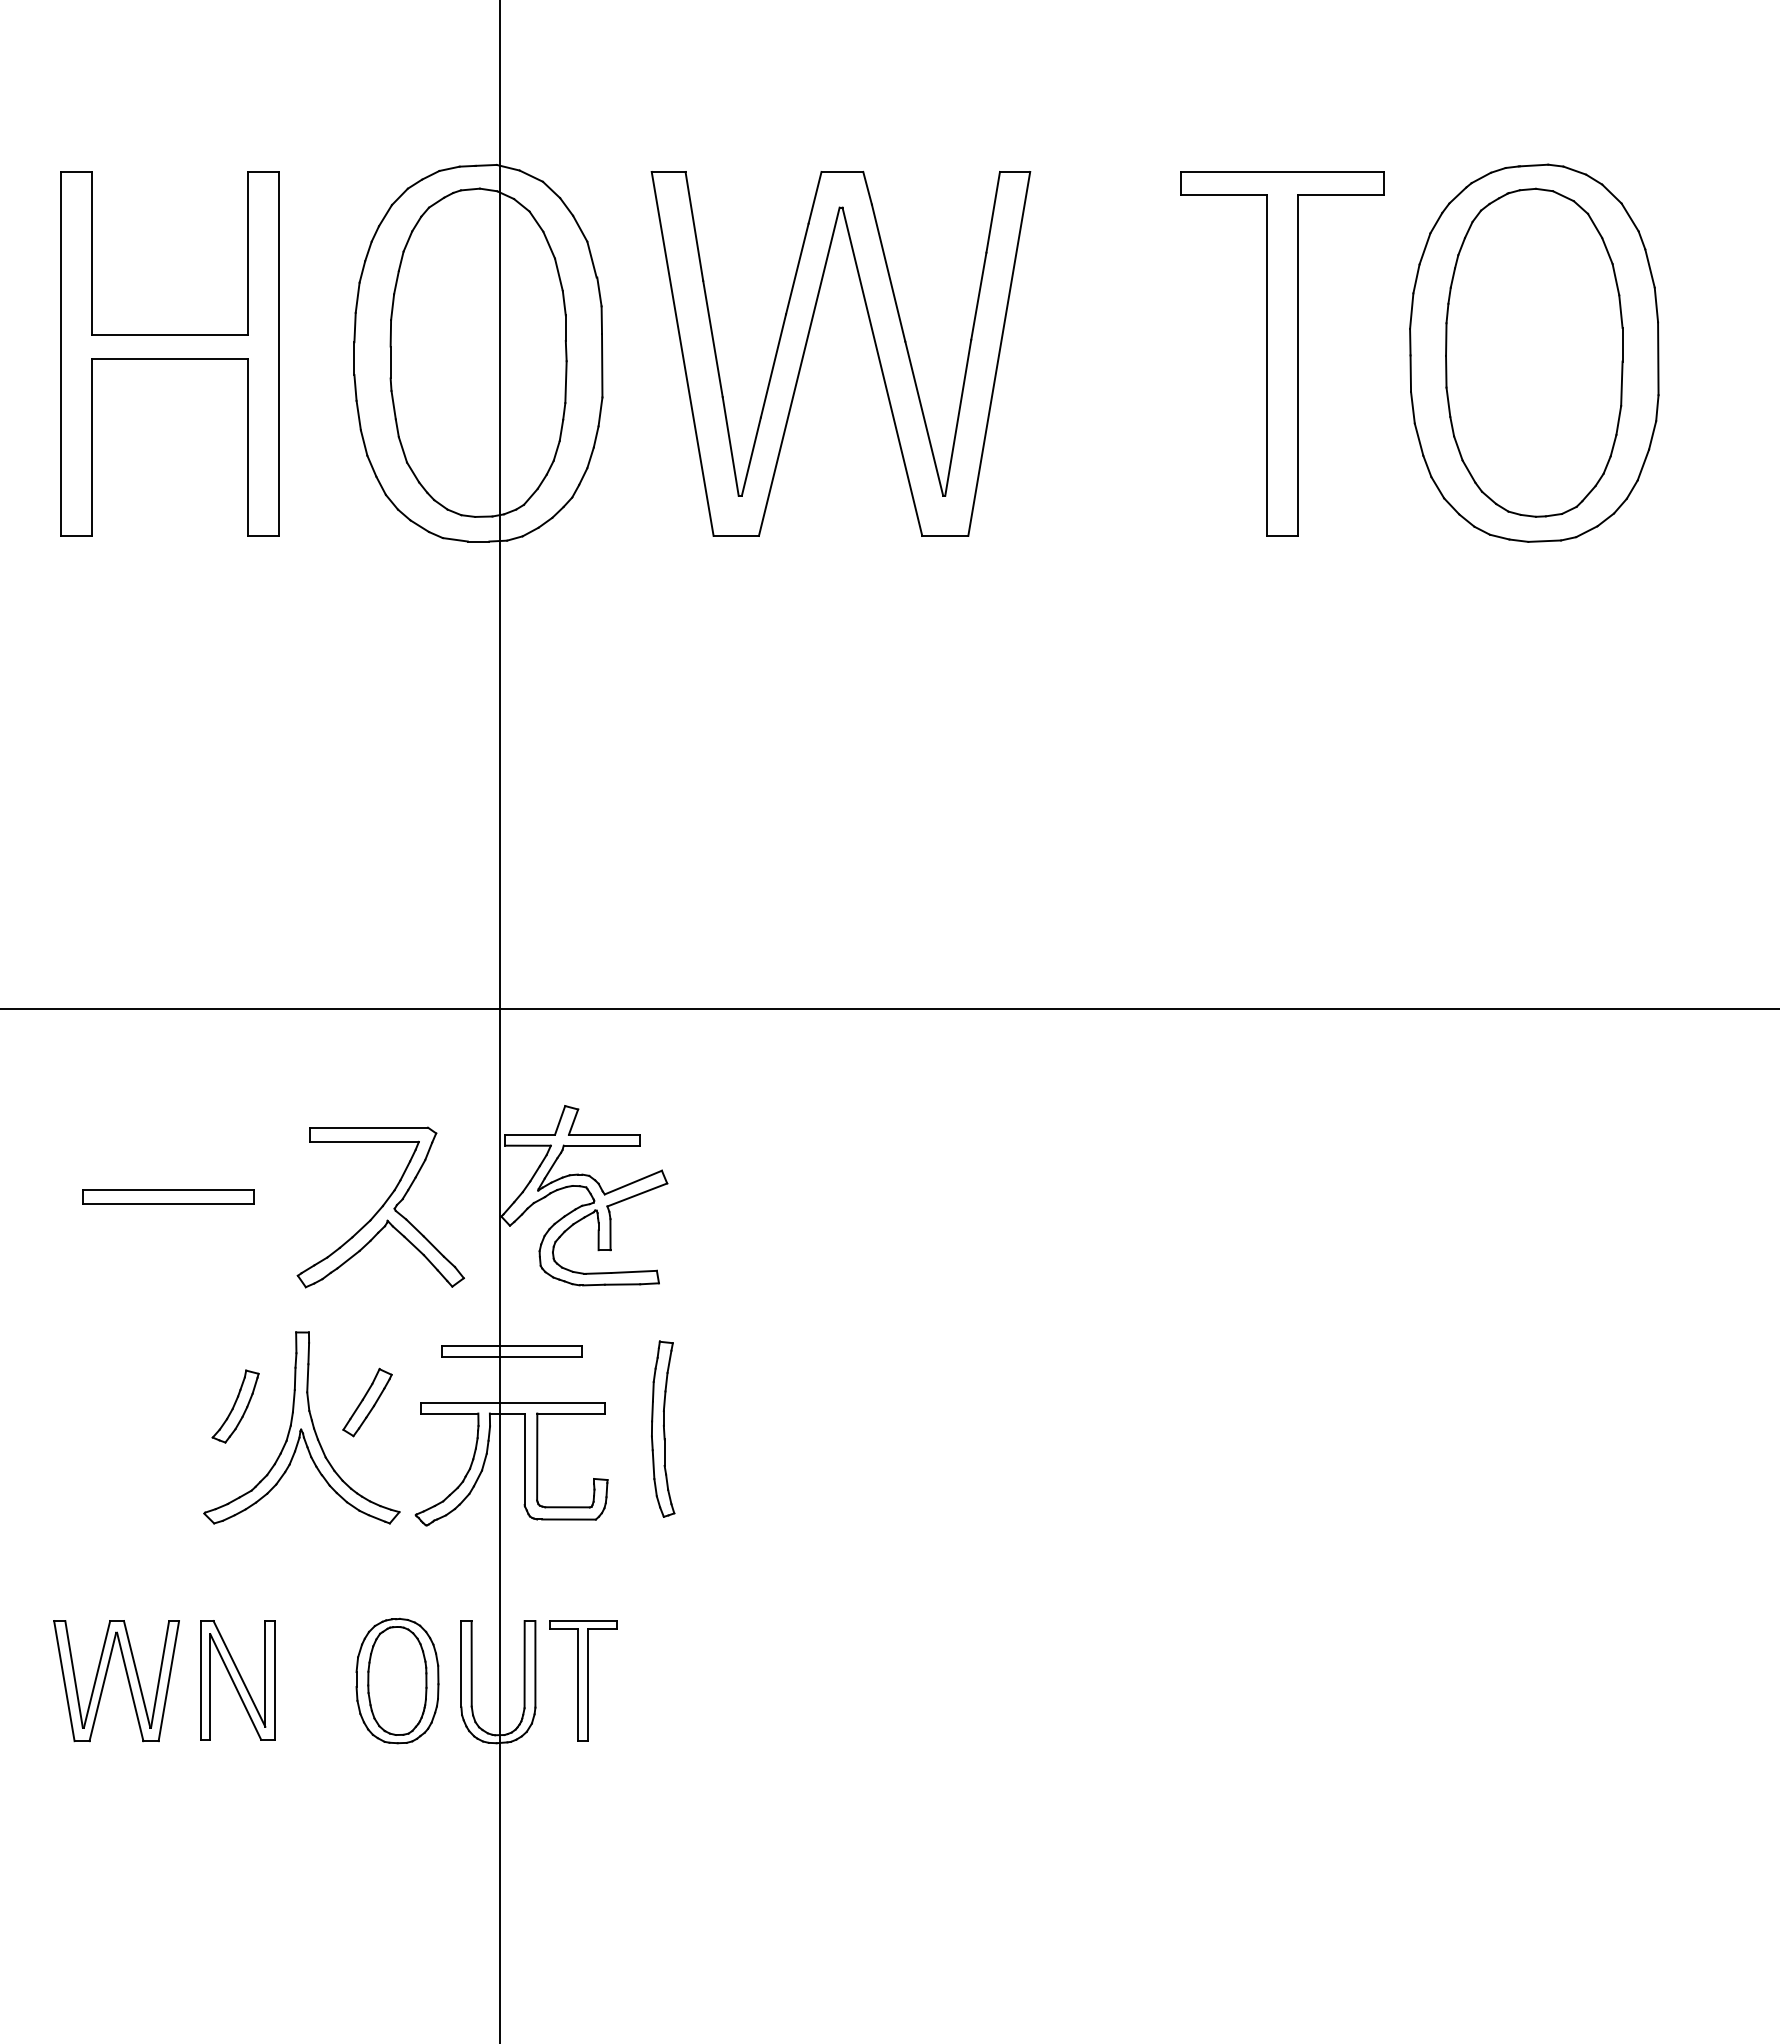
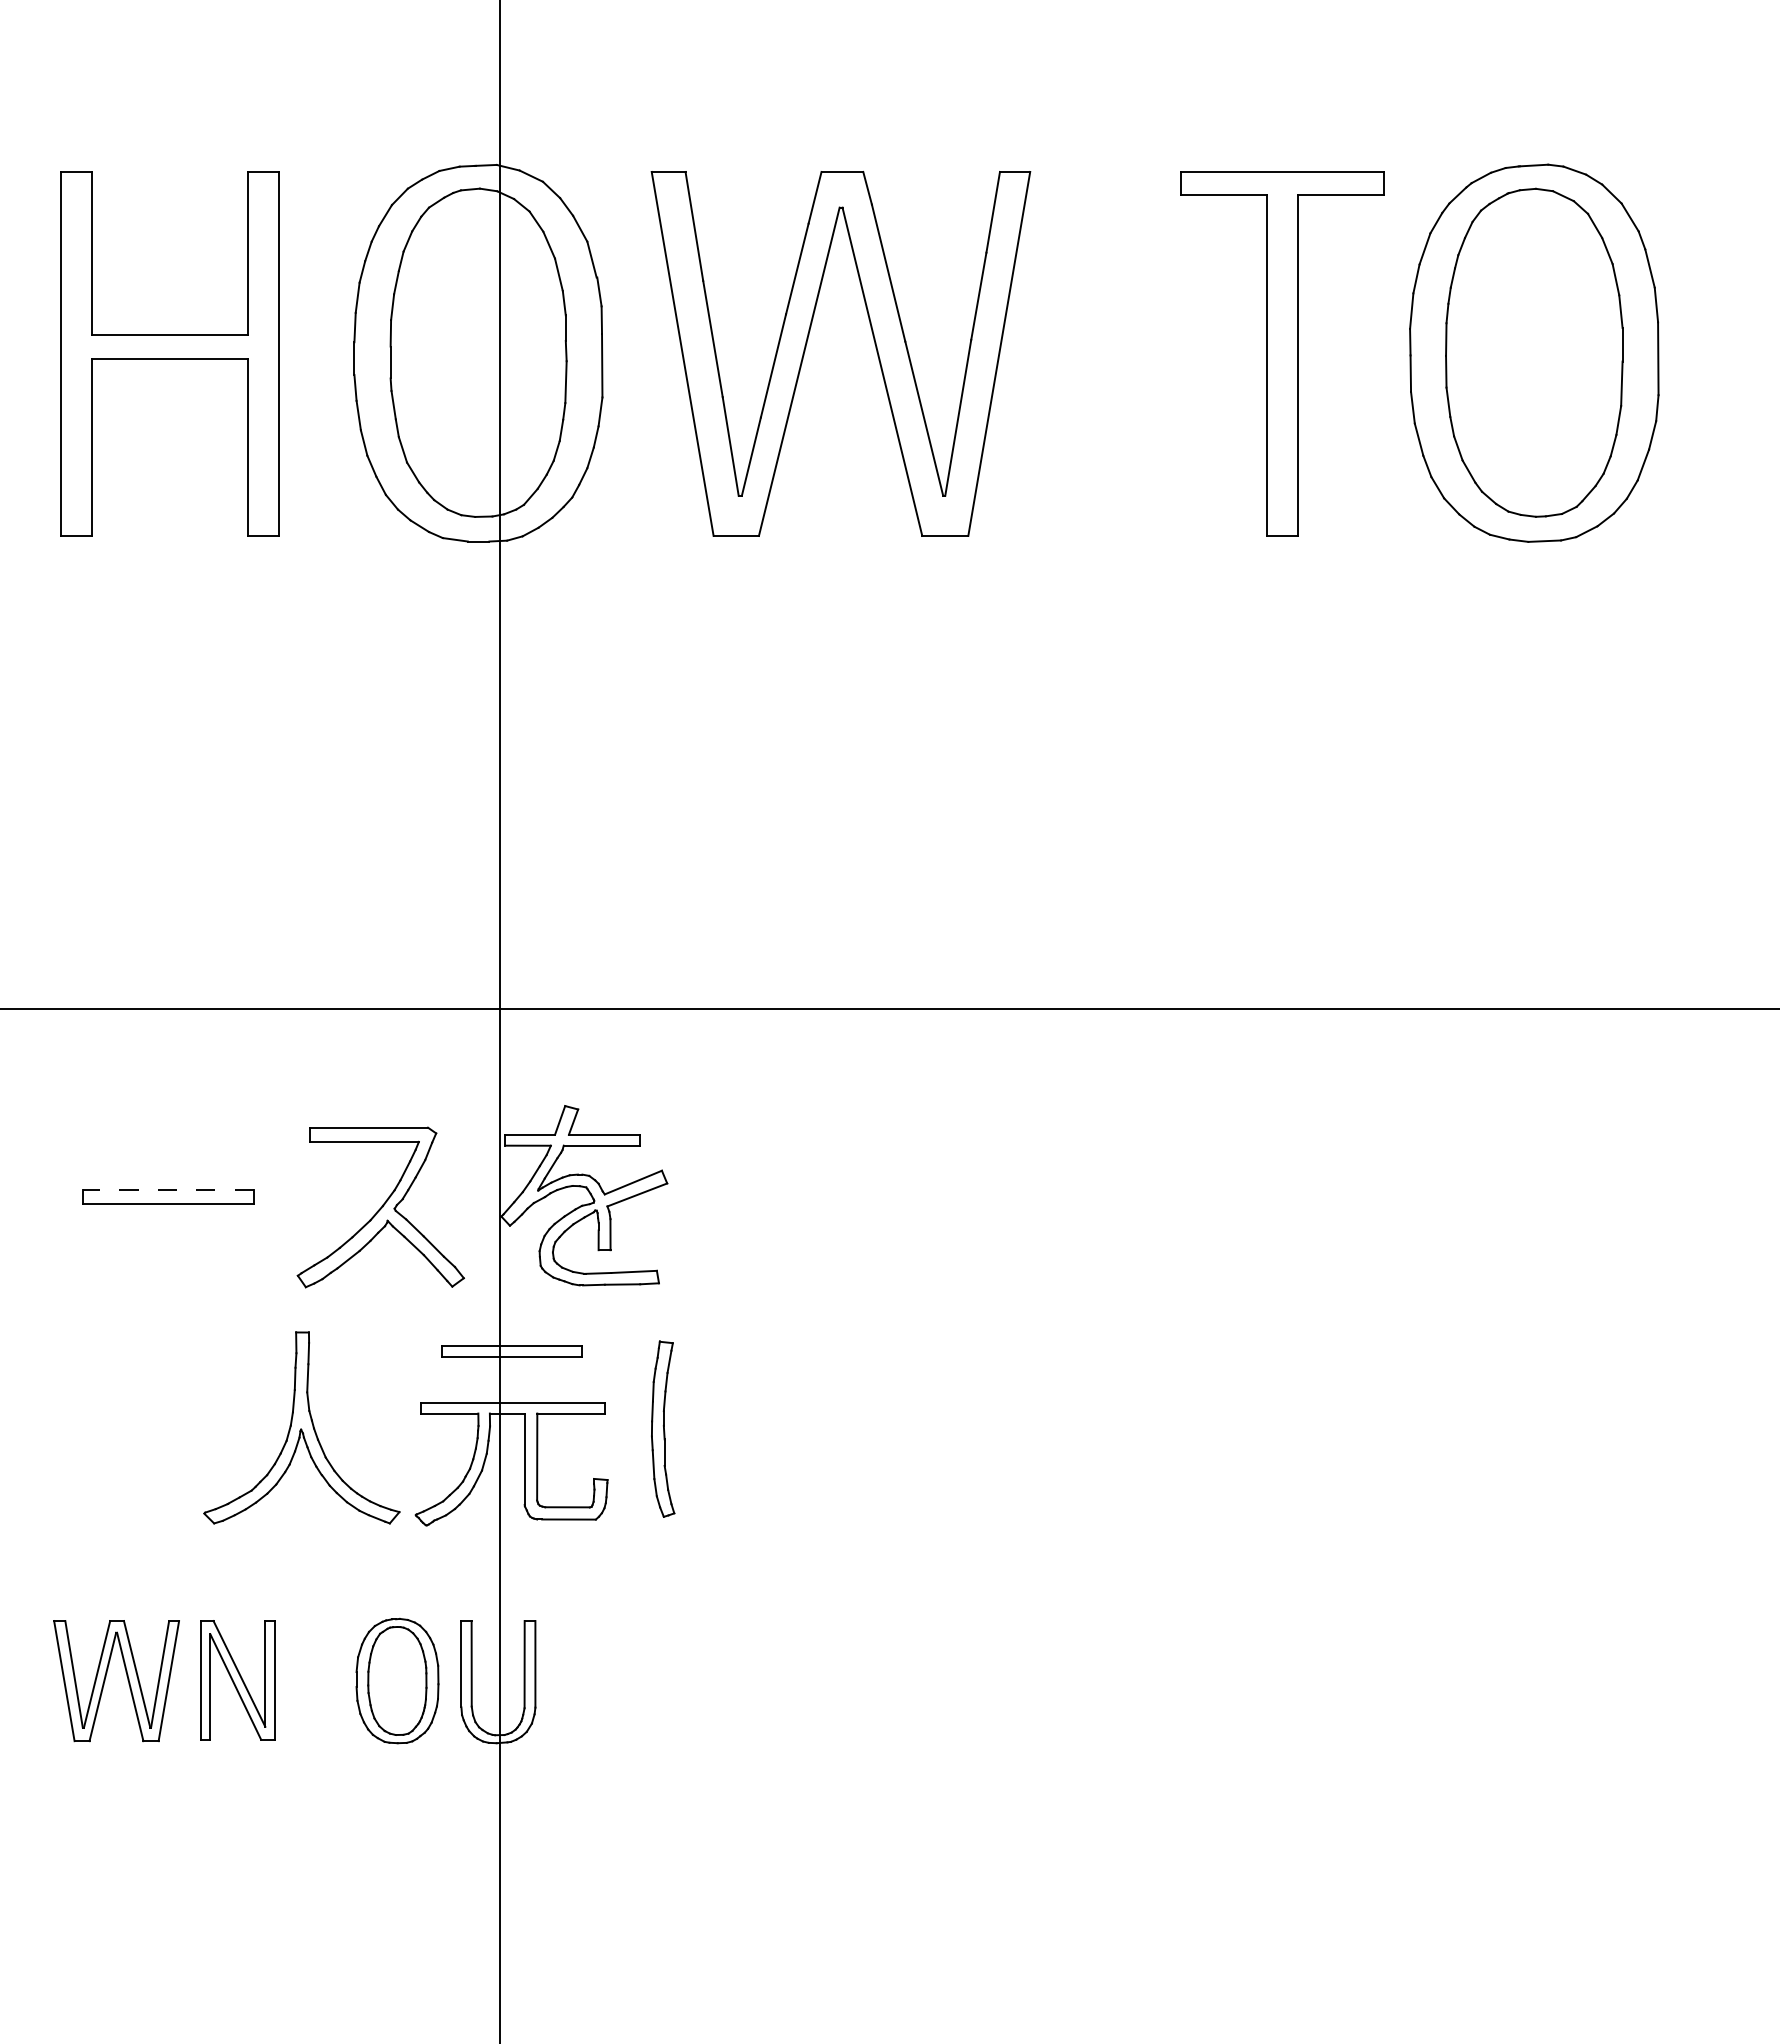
line: solid -> dashed (167, 1189)
part: present -> none (367, 1402)
part: present -> none (235, 1406)
part: present -> none (583, 1680)
